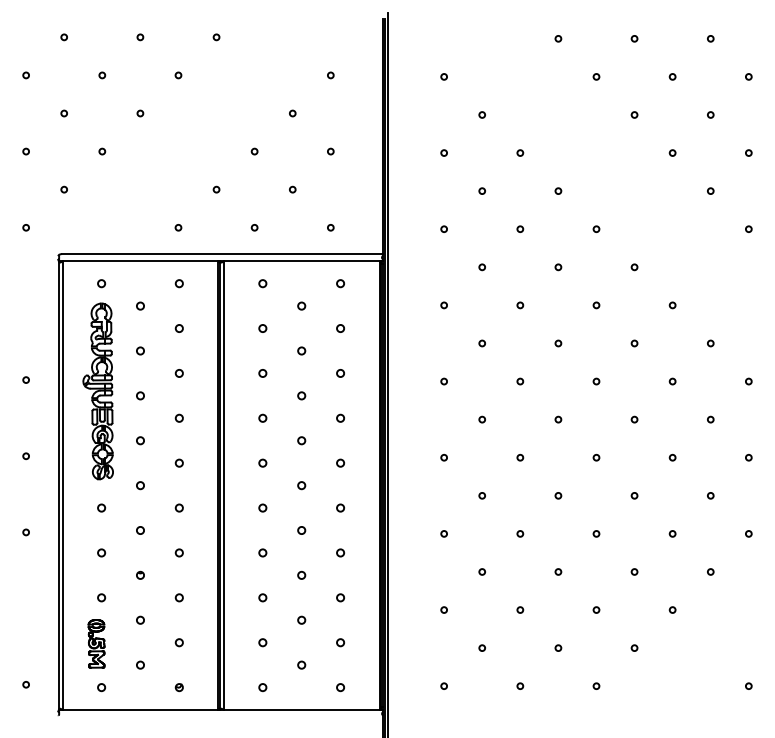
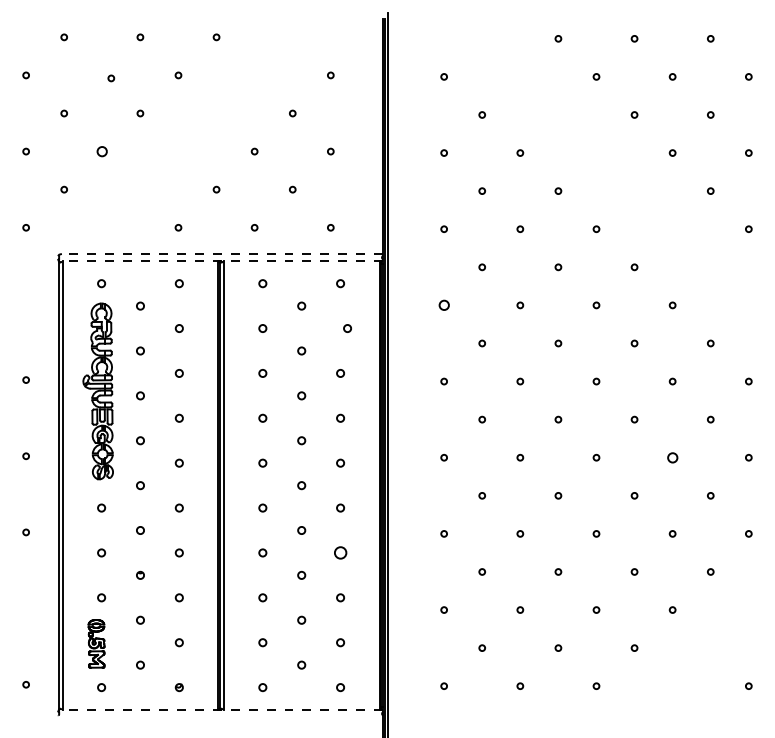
circle position: (102, 75) -> (111, 78) (111, 78)
circle size: 9x9 px -> 12x12 px (101, 151)
line: solid -> dashed (222, 254)
line: solid -> dashed (220, 261)
circle size: 8x9 px -> 12x12 px (443, 304)
circle position: (340, 328) -> (347, 328) (347, 328)
circle size: 9x9 px -> 12x12 px (672, 457)
circle size: 9x10 px -> 14x14 px (340, 552)
line: solid -> dashed (220, 710)
